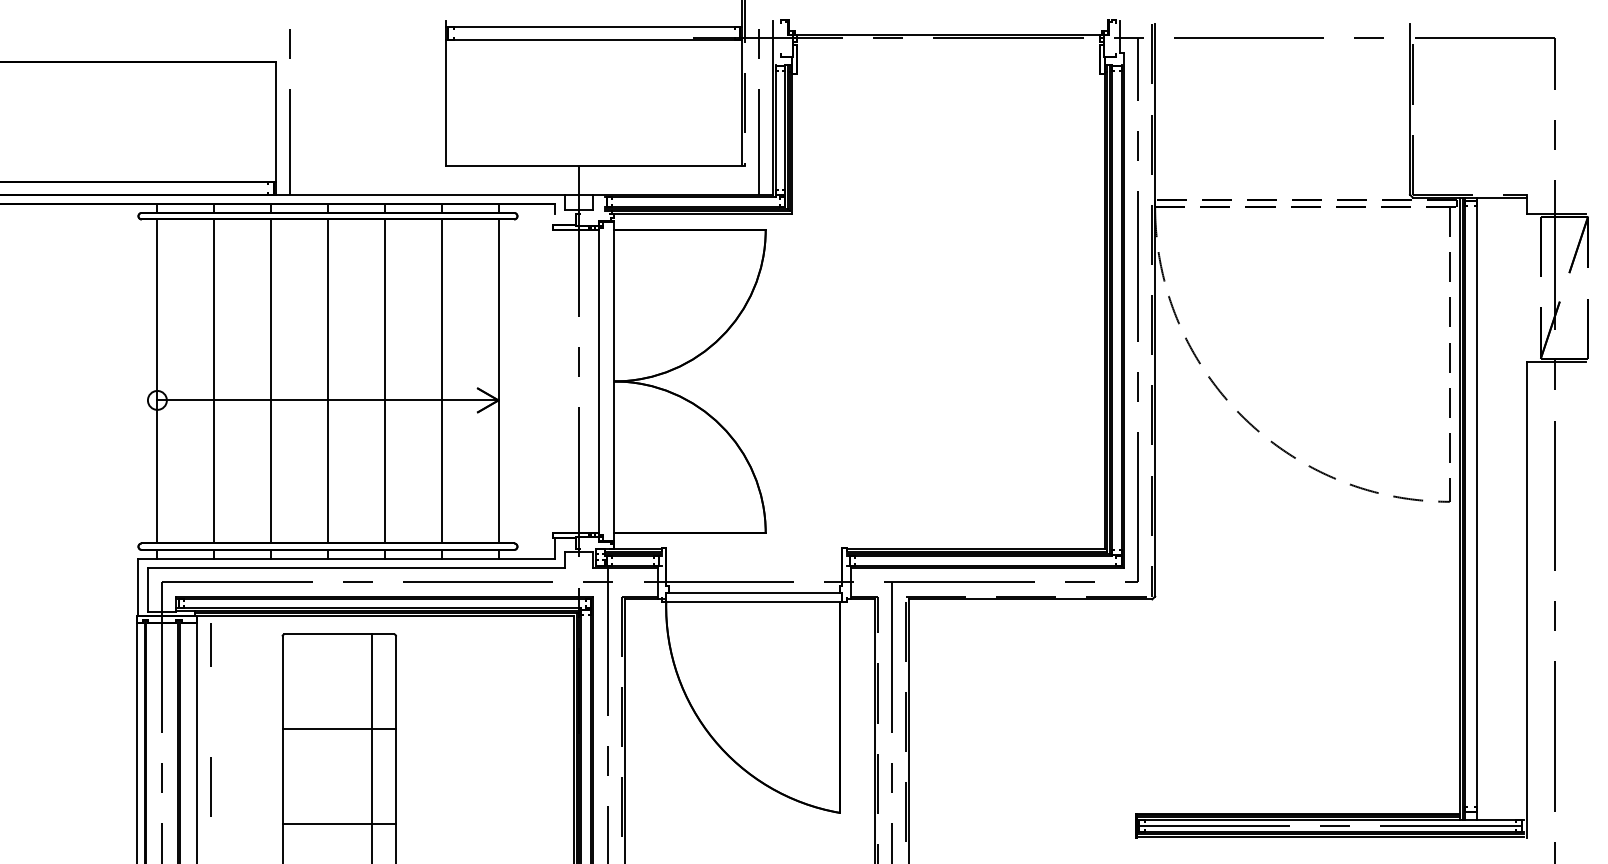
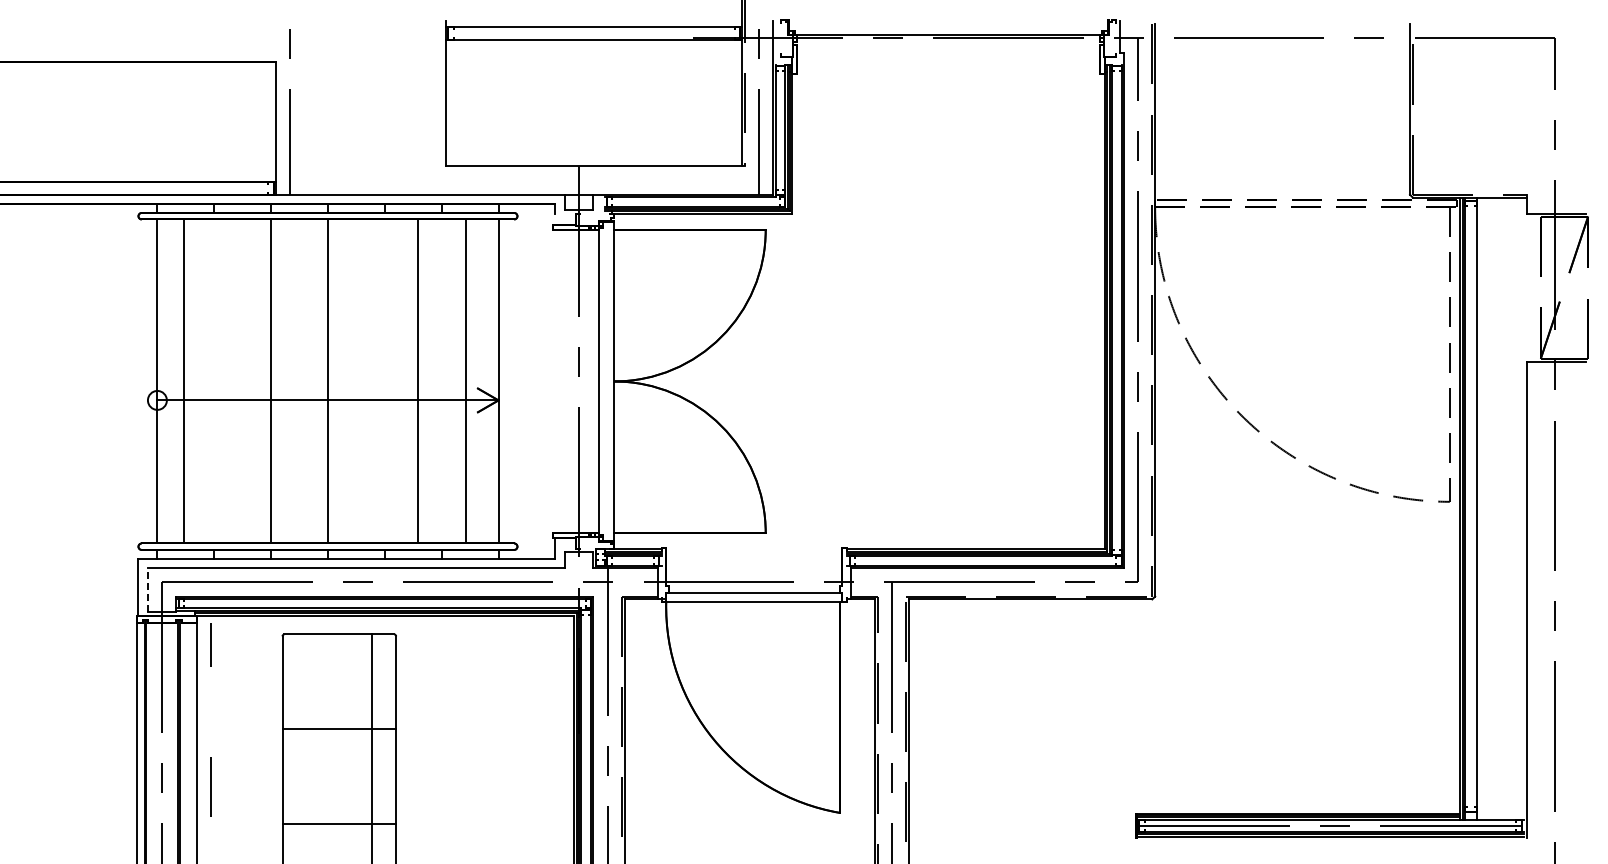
line position: (214, 381) -> (184, 381) (184, 381)
line position: (384, 381) -> (417, 381) (417, 381)
line position: (441, 381) -> (465, 381) (465, 381)
line: solid -> dashed (147, 589)
